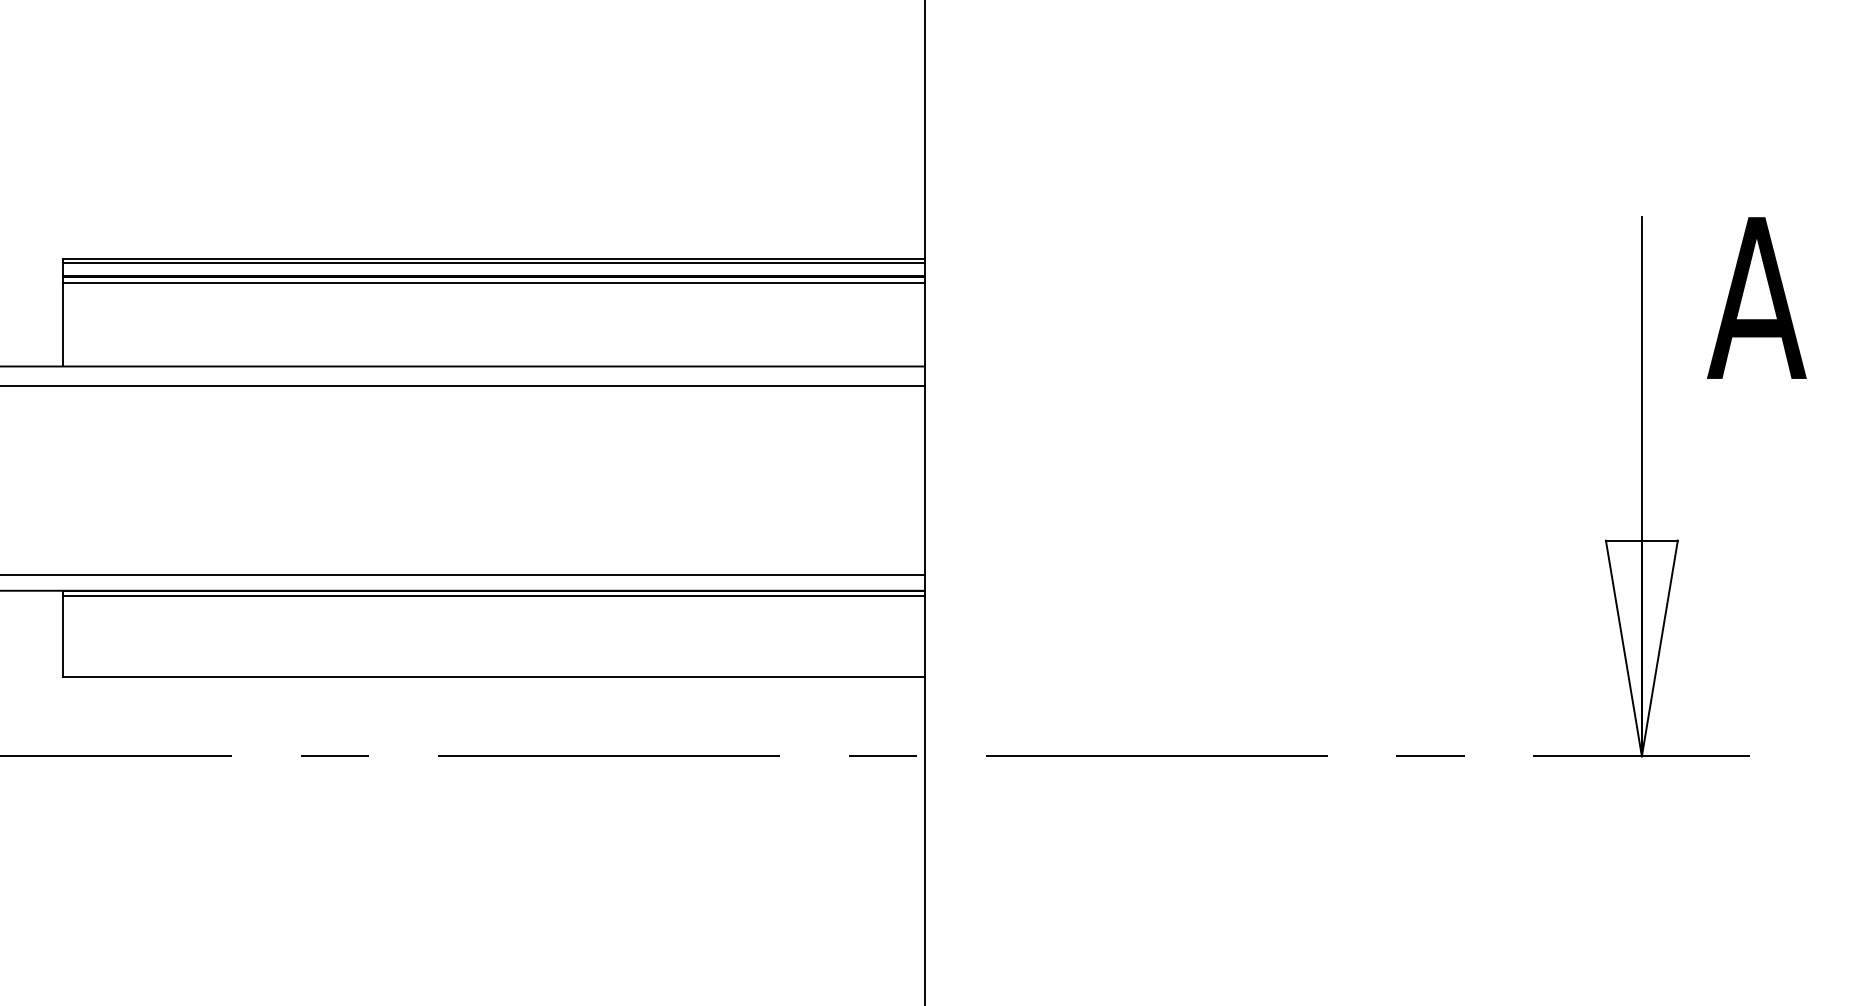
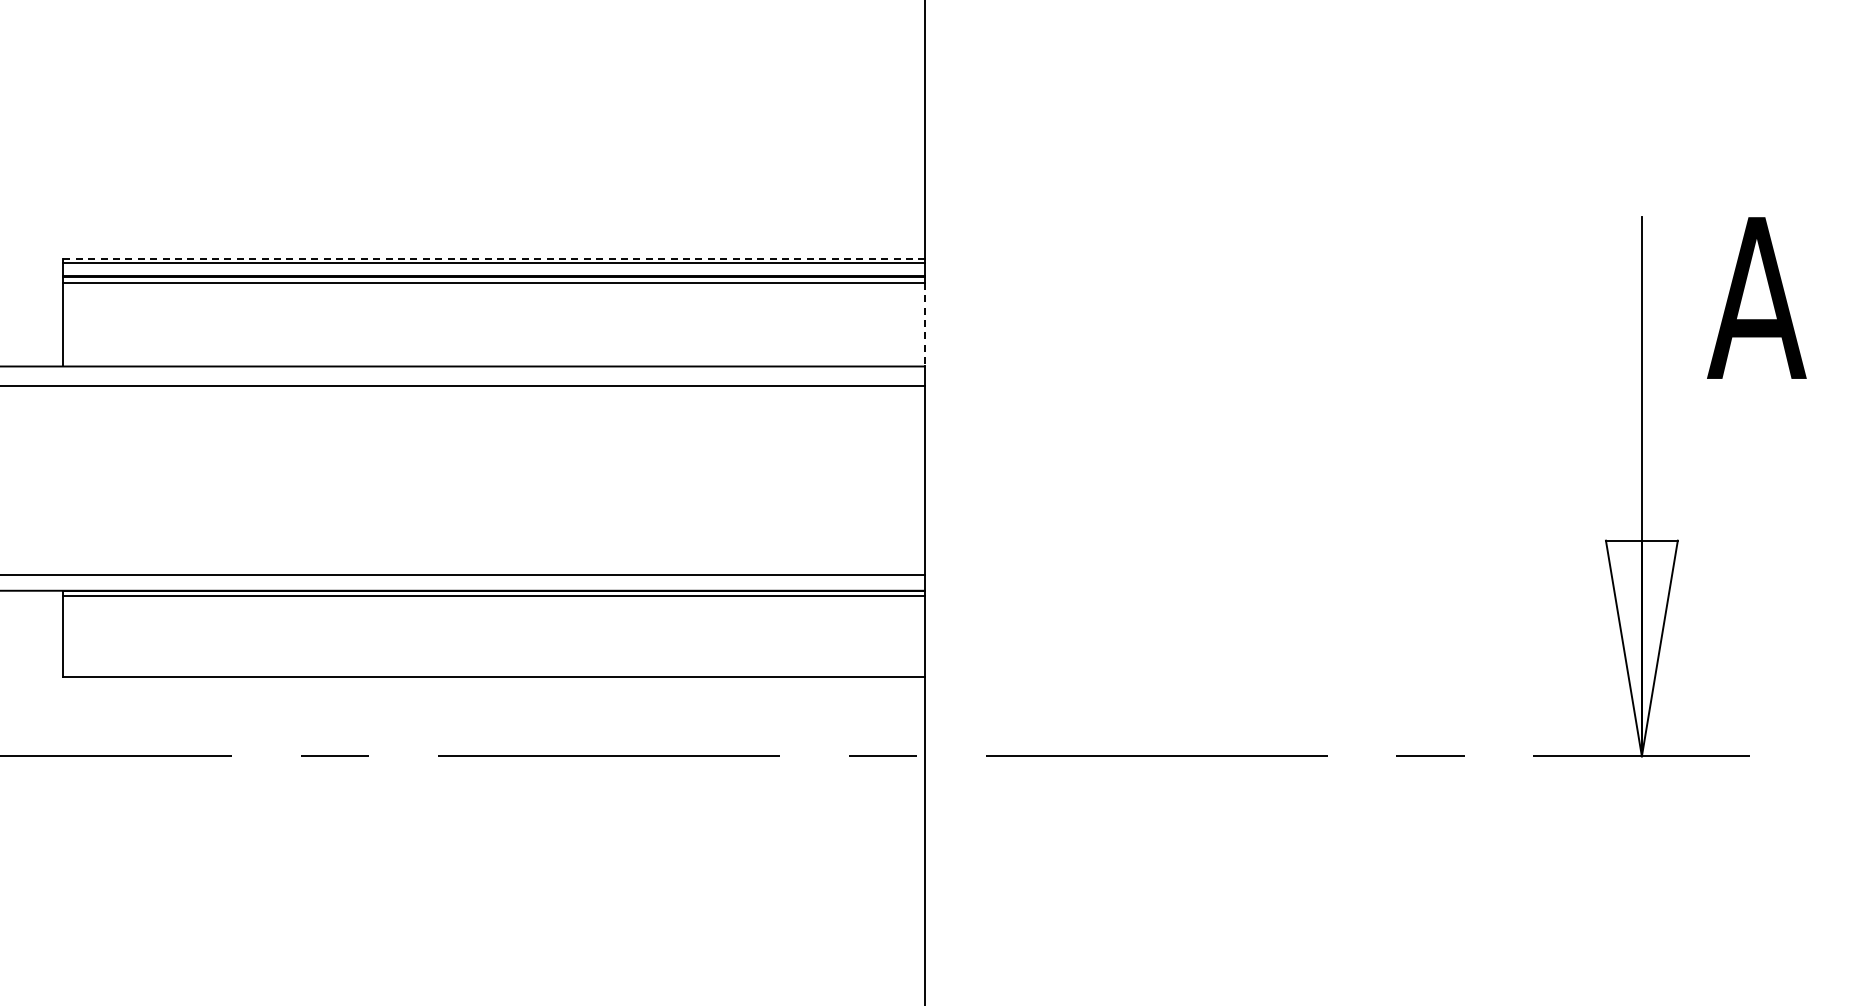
line: solid -> dashed (493, 258)
line: solid -> dashed (925, 324)
